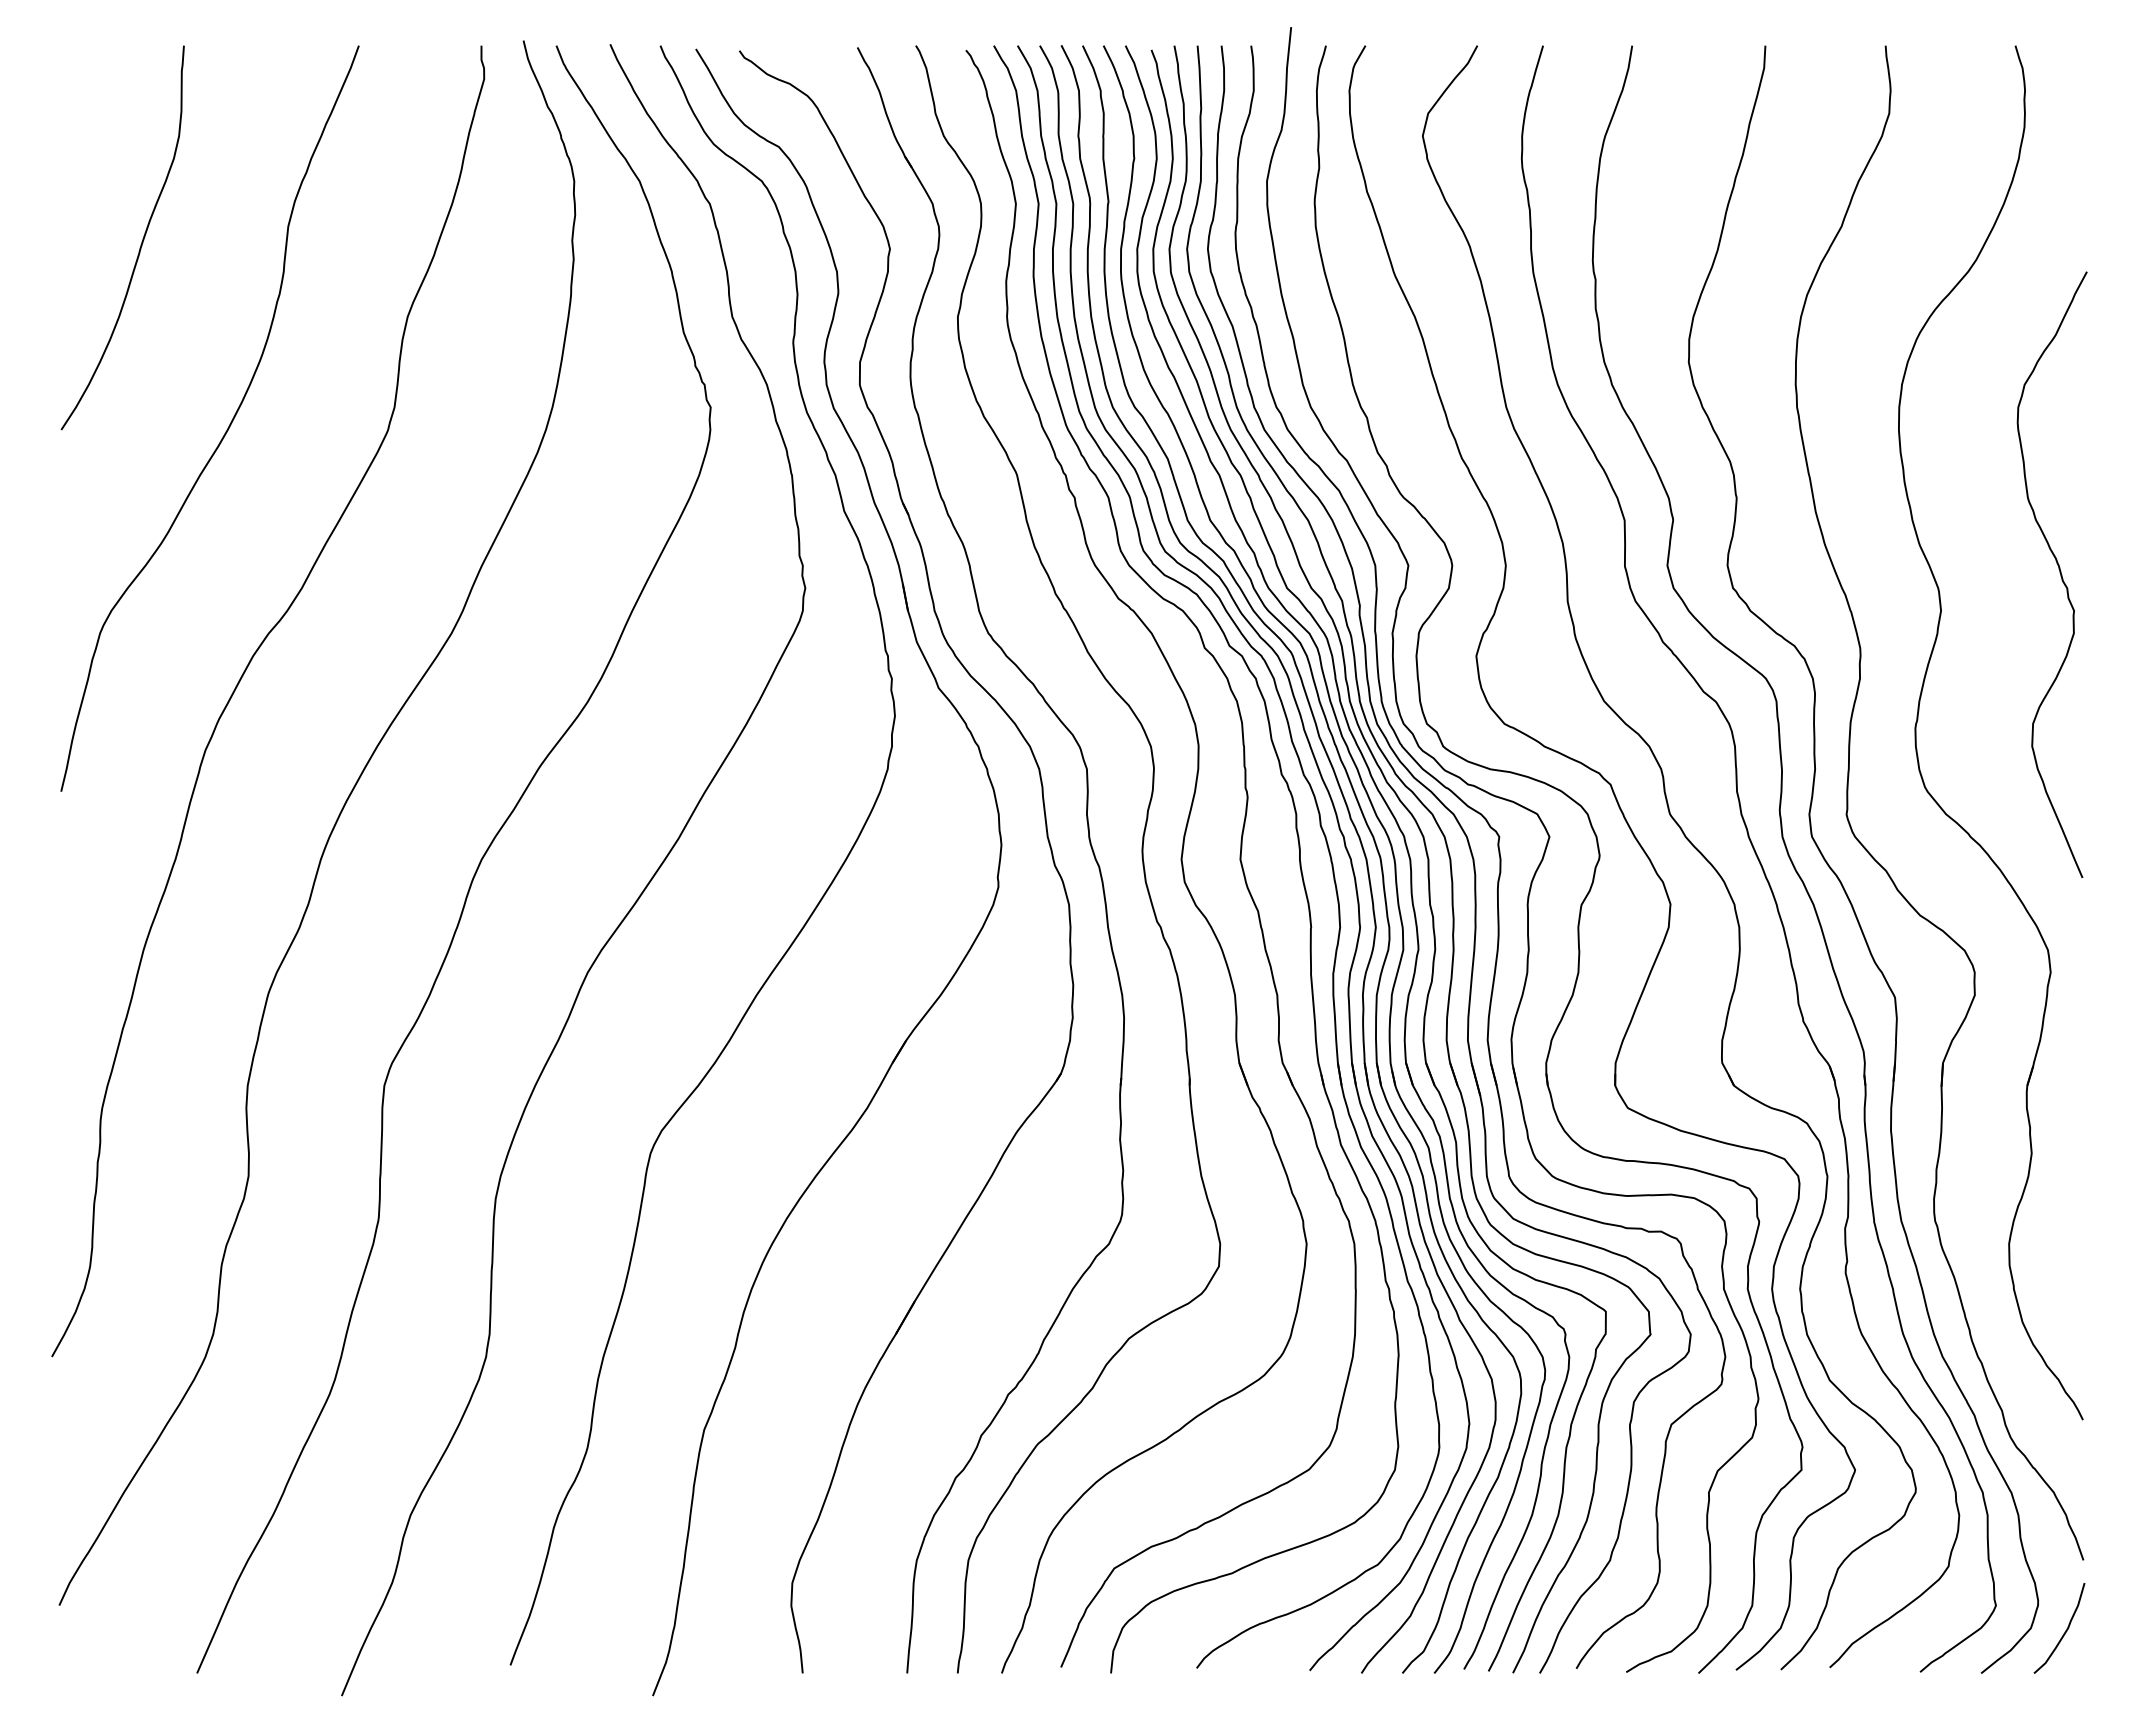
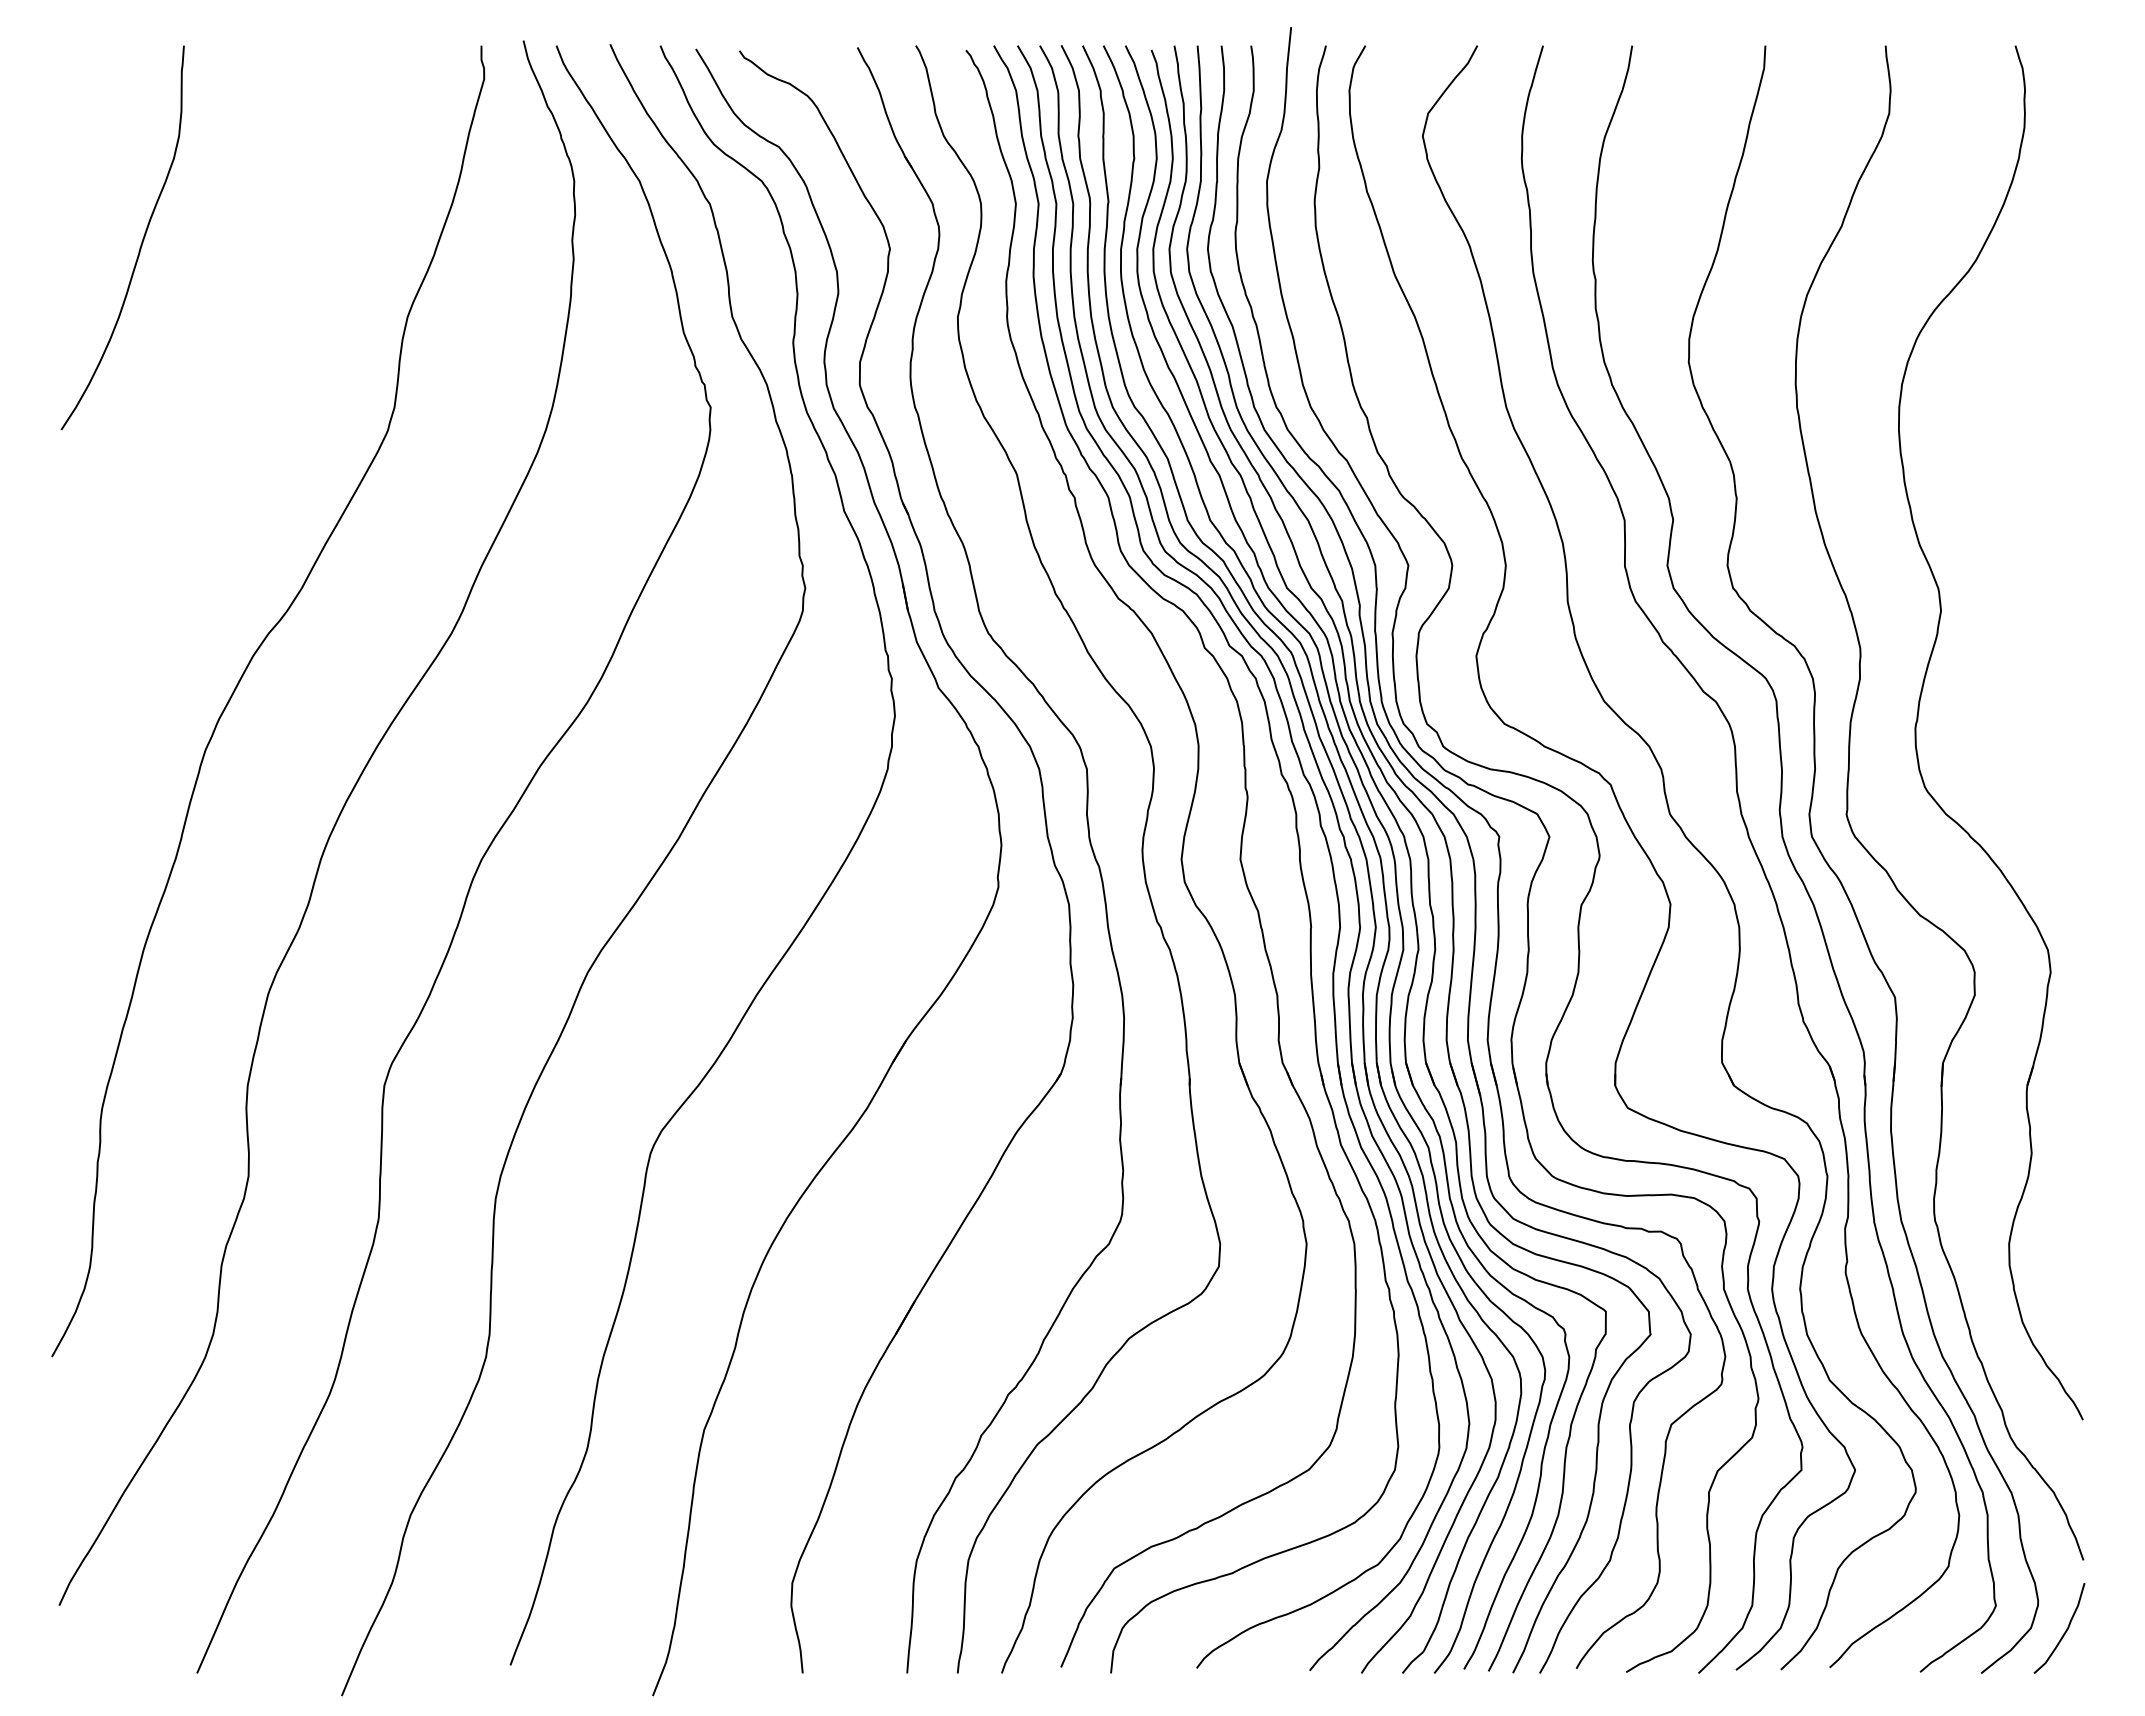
curve: present -> none (226, 429)
curve: present -> none (2059, 572)
